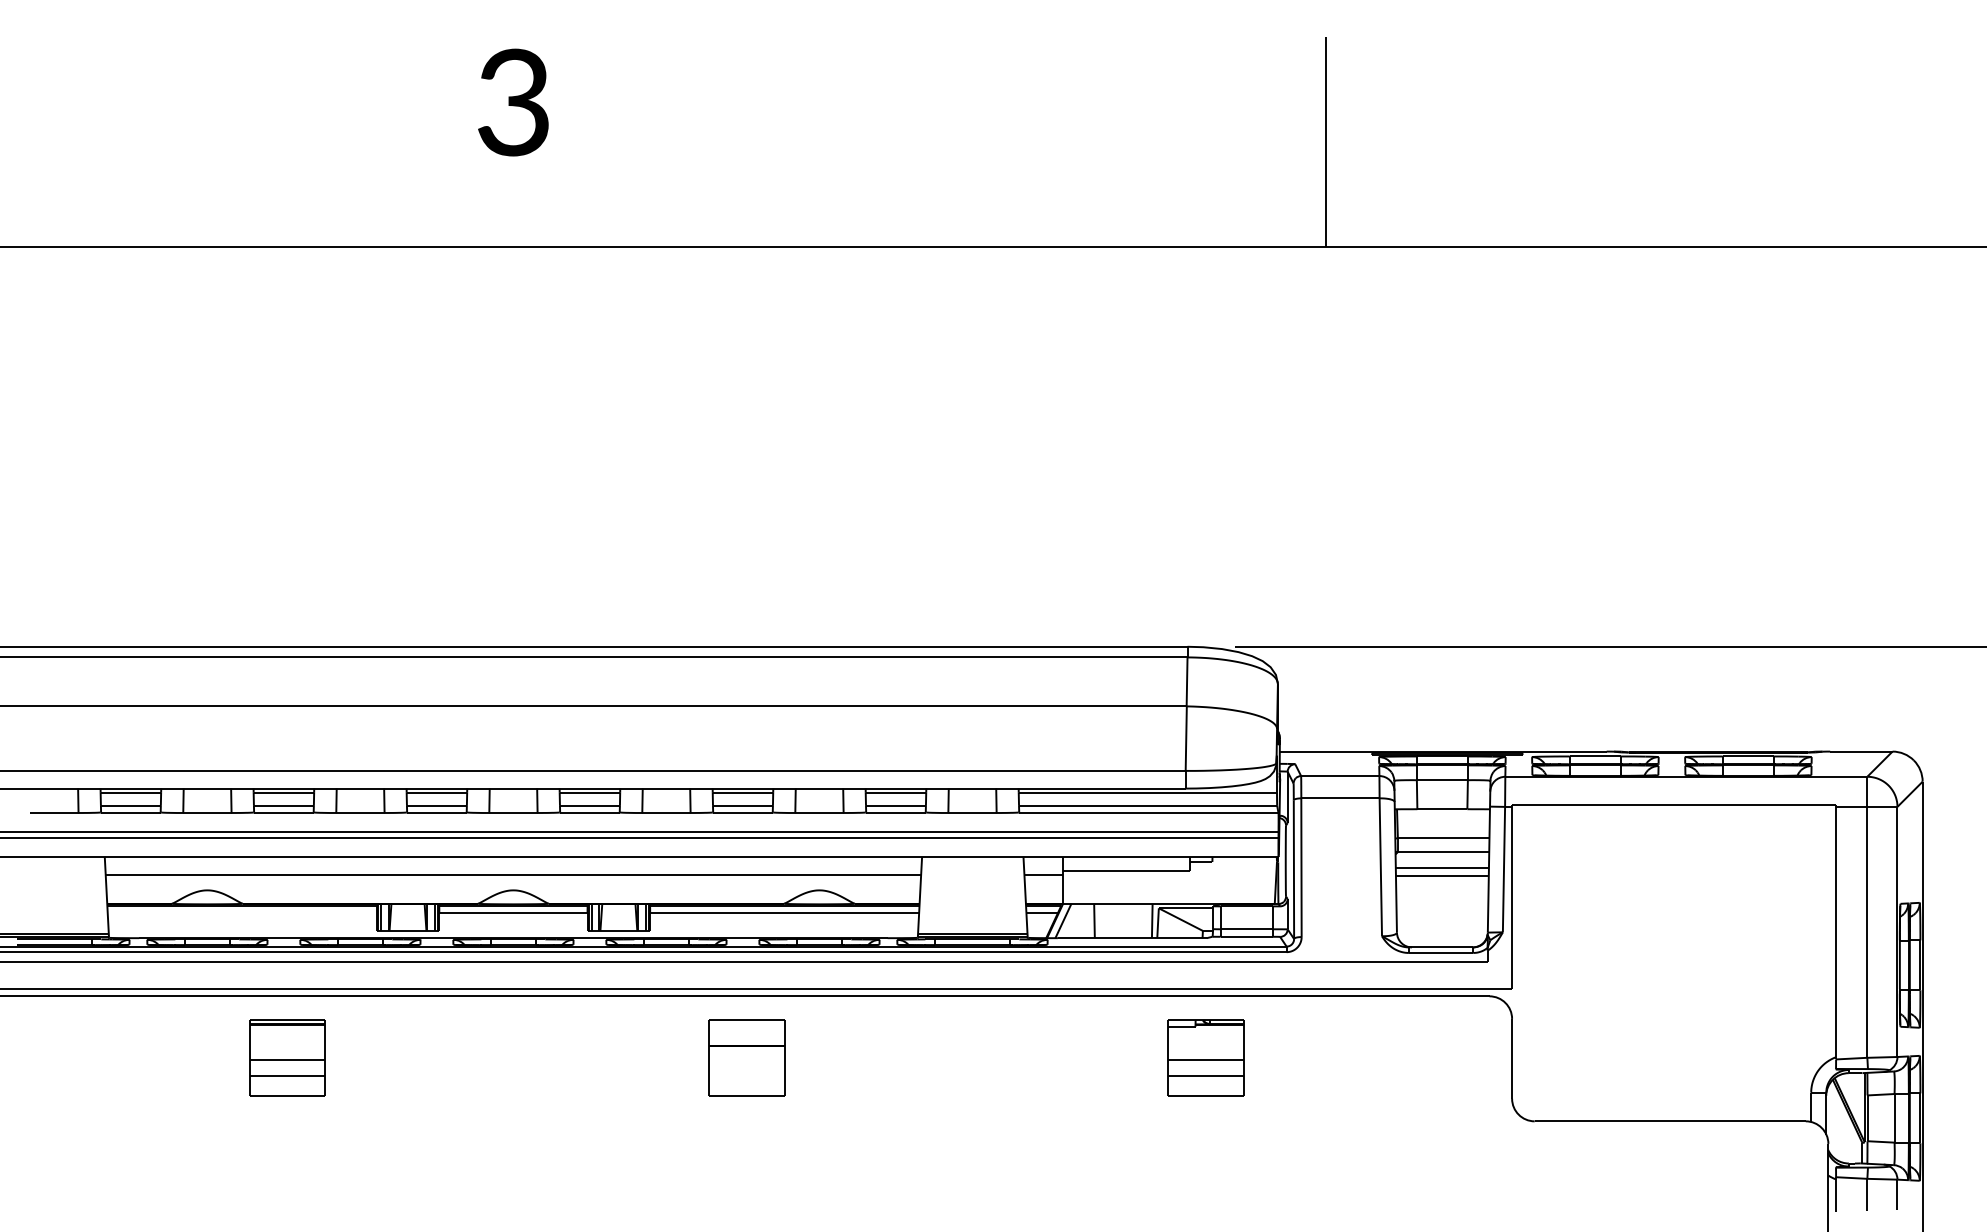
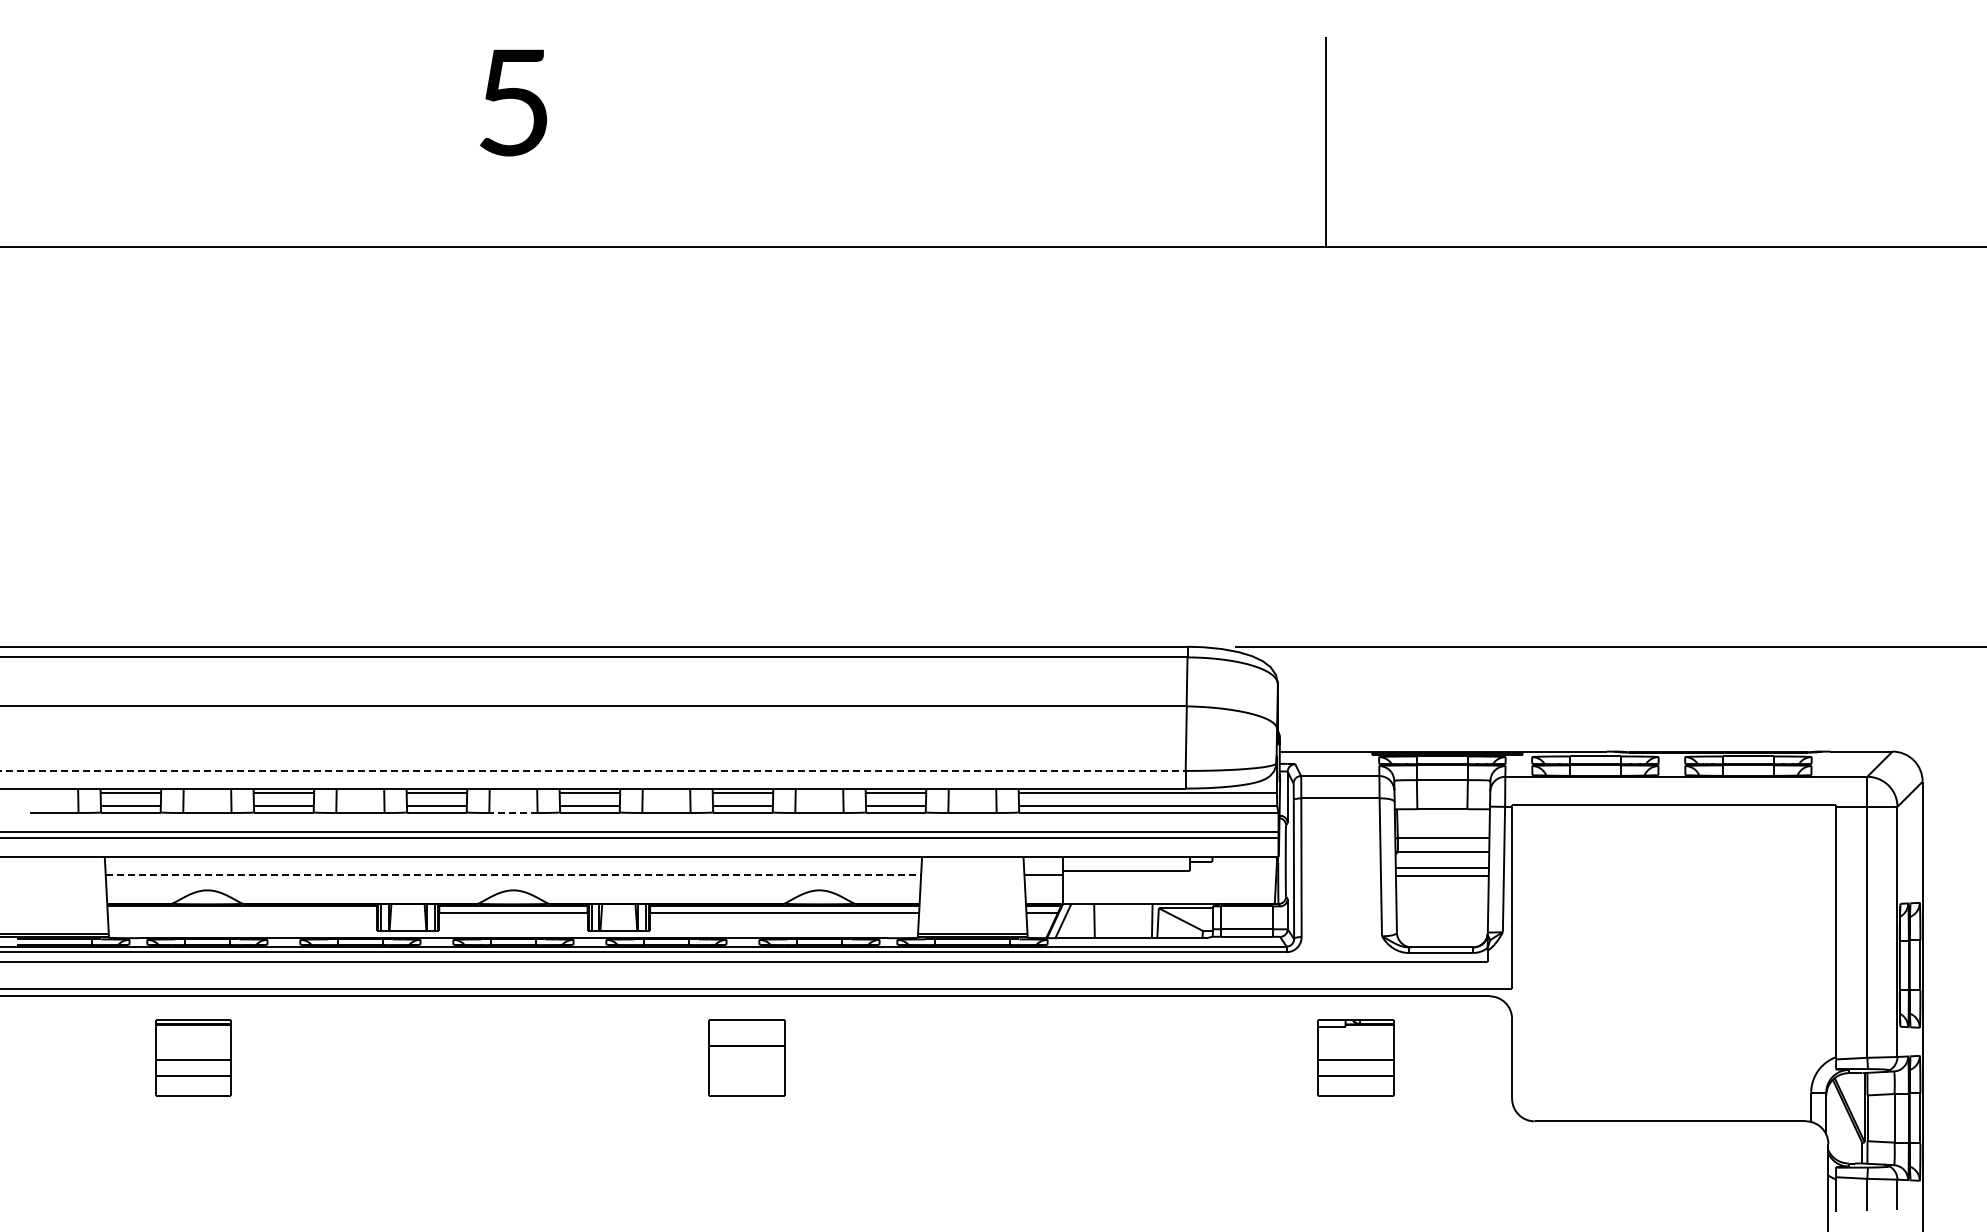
text: 3 -> 5 (513, 102)
line: solid -> dashed (592, 770)
line: solid -> dashed (512, 812)
line: solid -> dashed (513, 874)
part position: (287, 1057) -> (193, 1057) (193, 1057)
part position: (1205, 1057) -> (1355, 1057) (1355, 1057)
